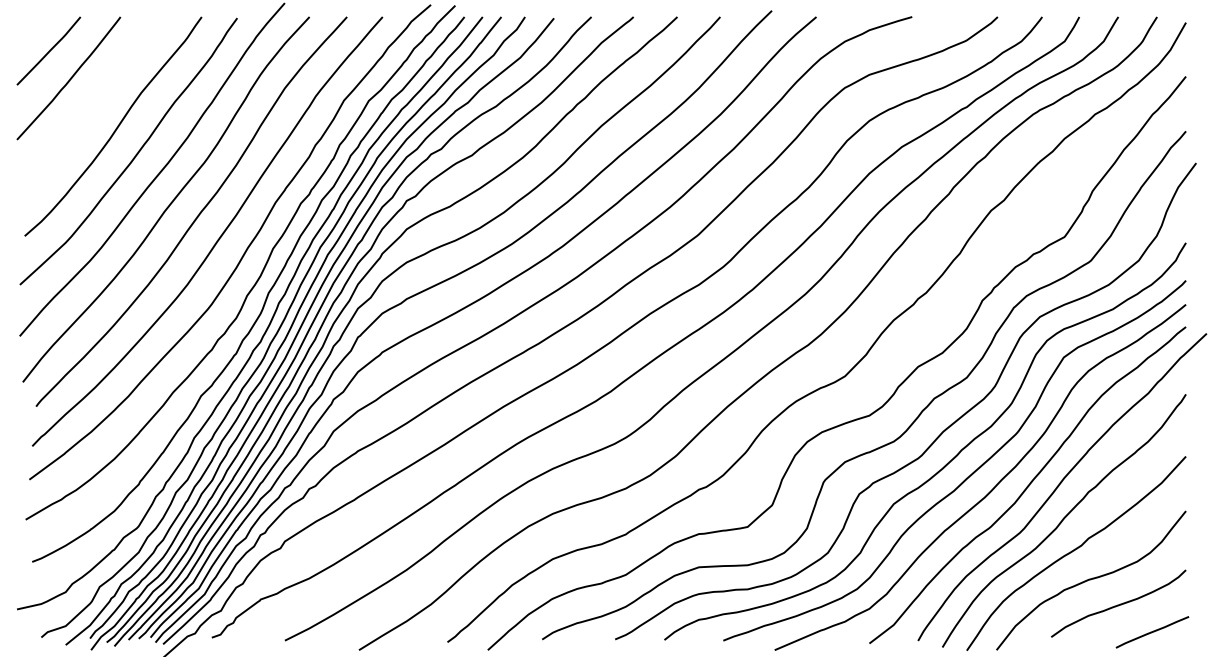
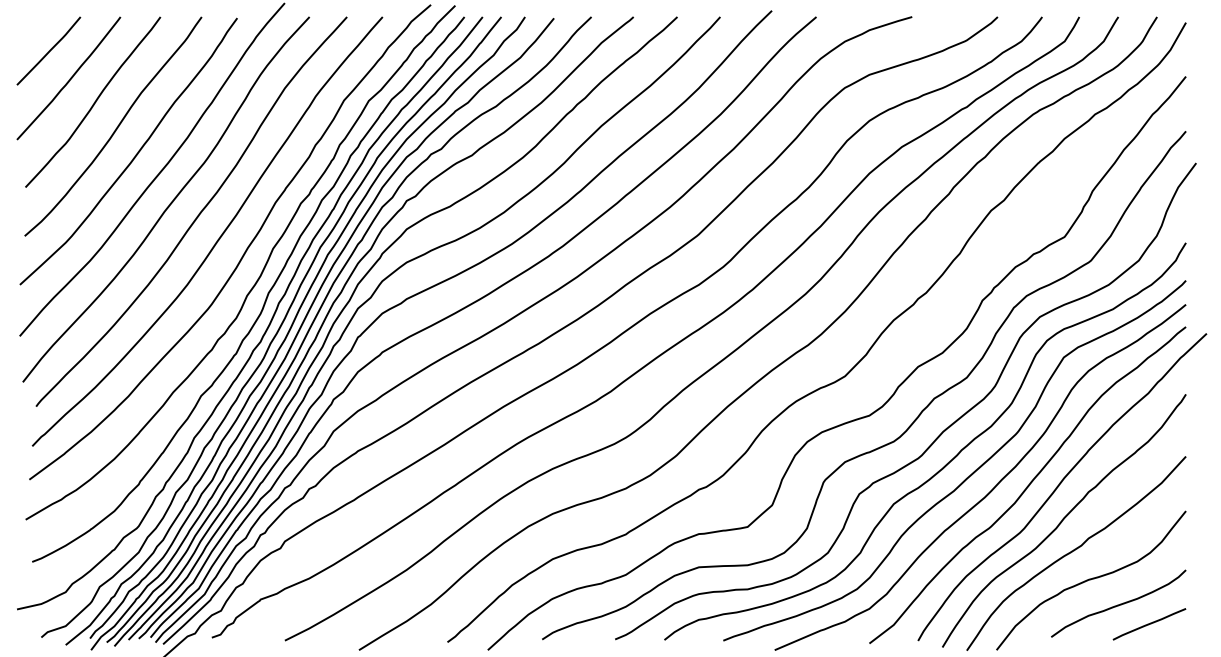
curve: none -> present (94, 101)
line position: (1152, 632) -> (1149, 624) (1149, 624)
